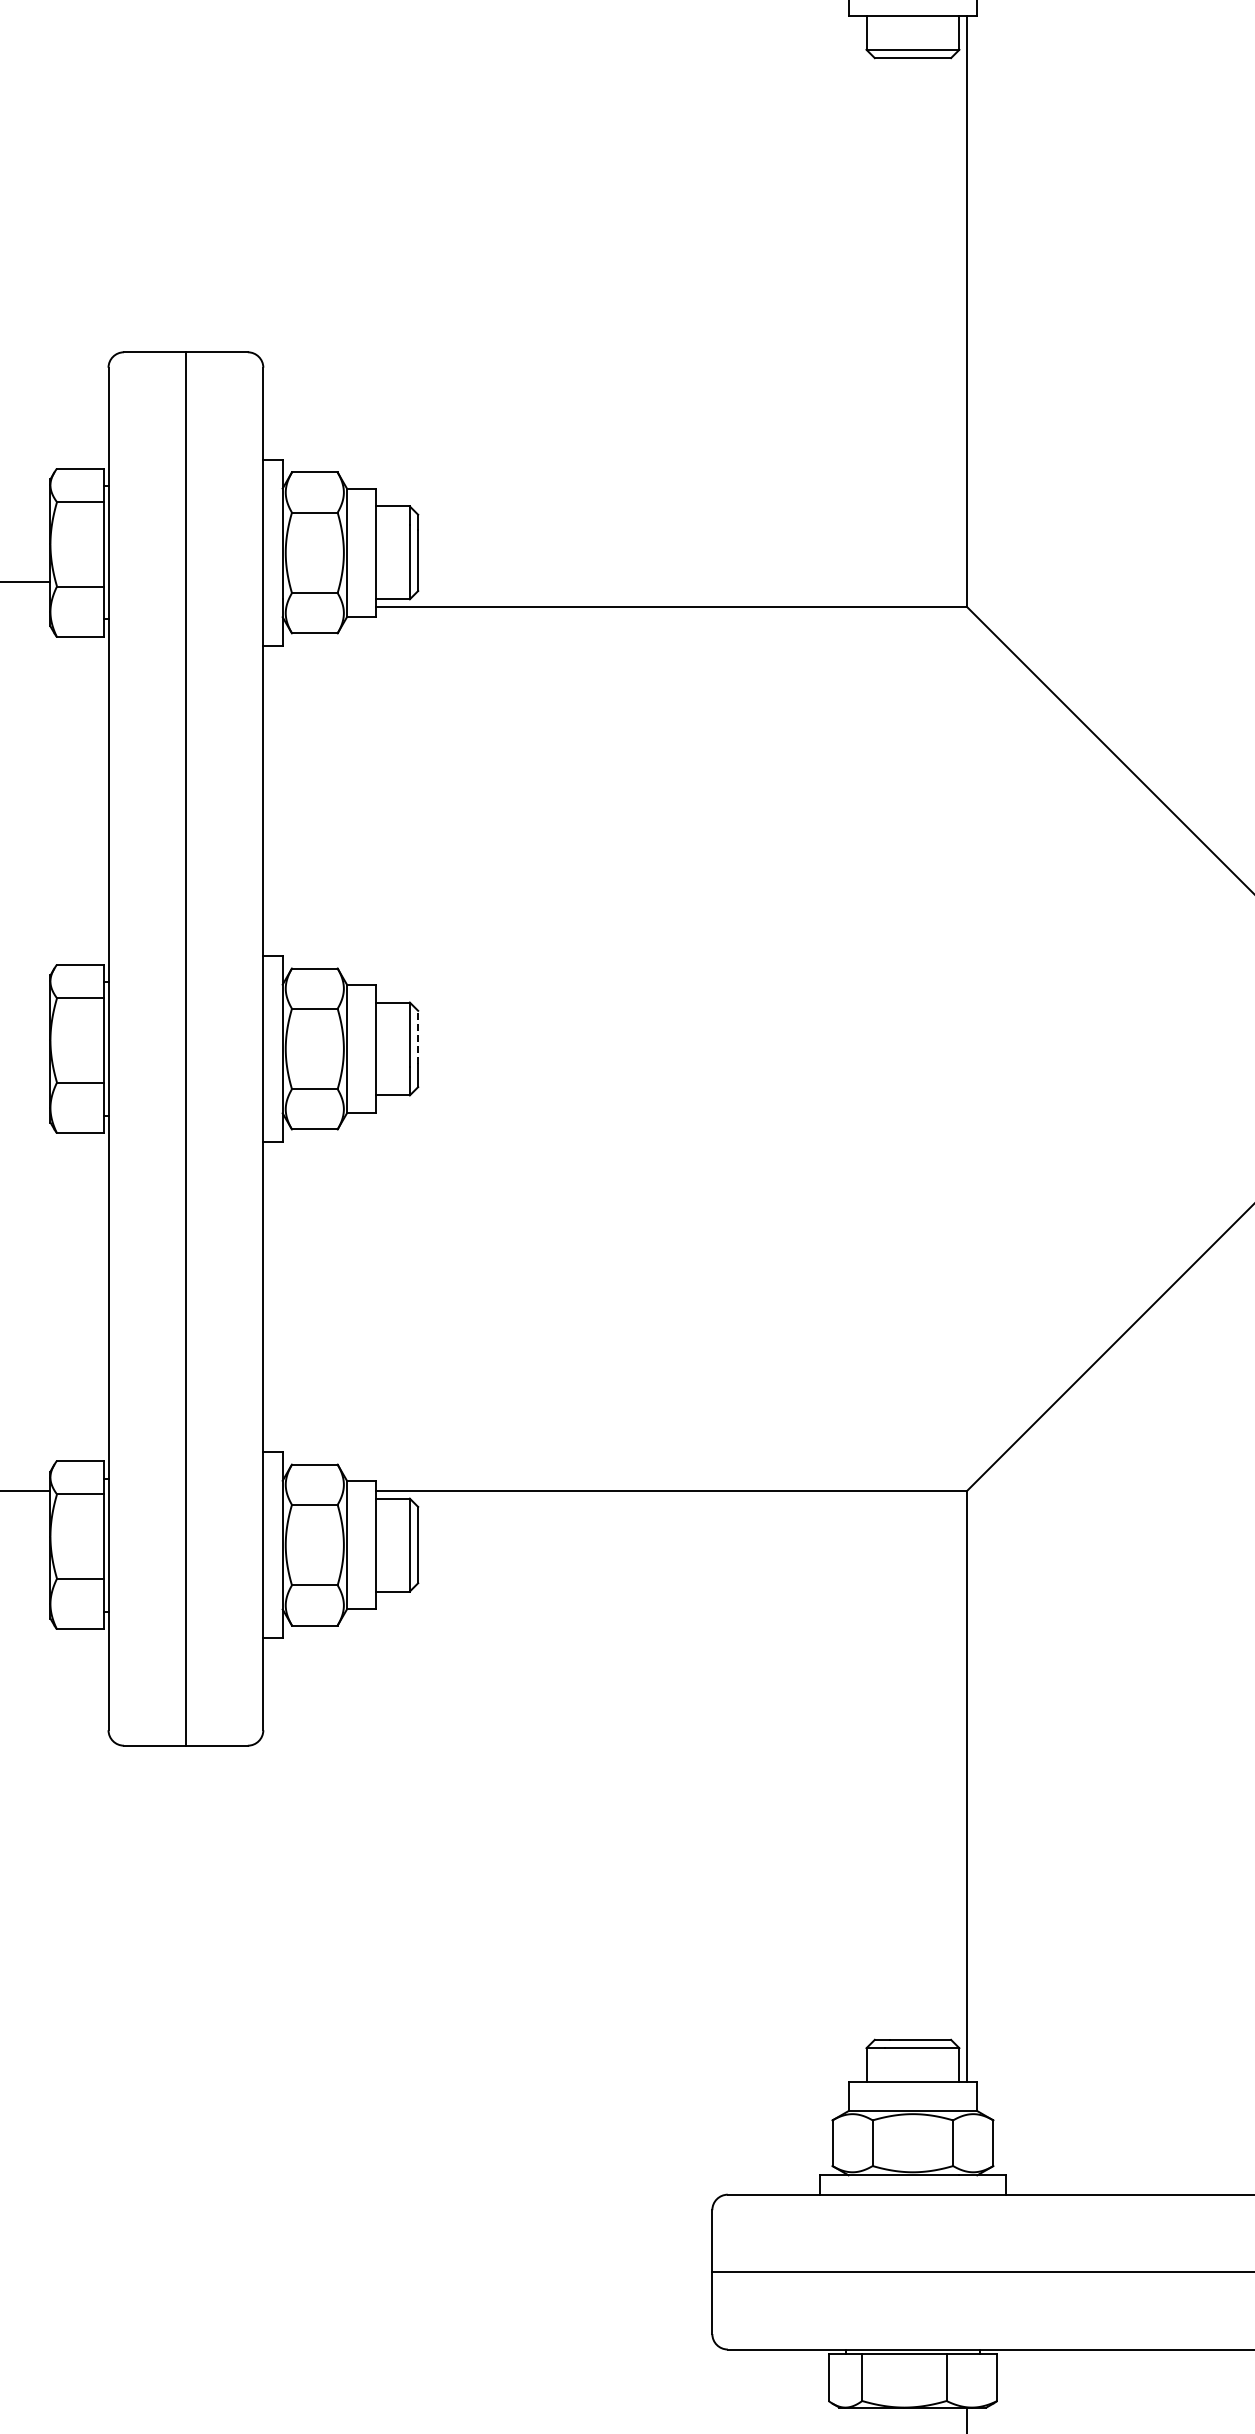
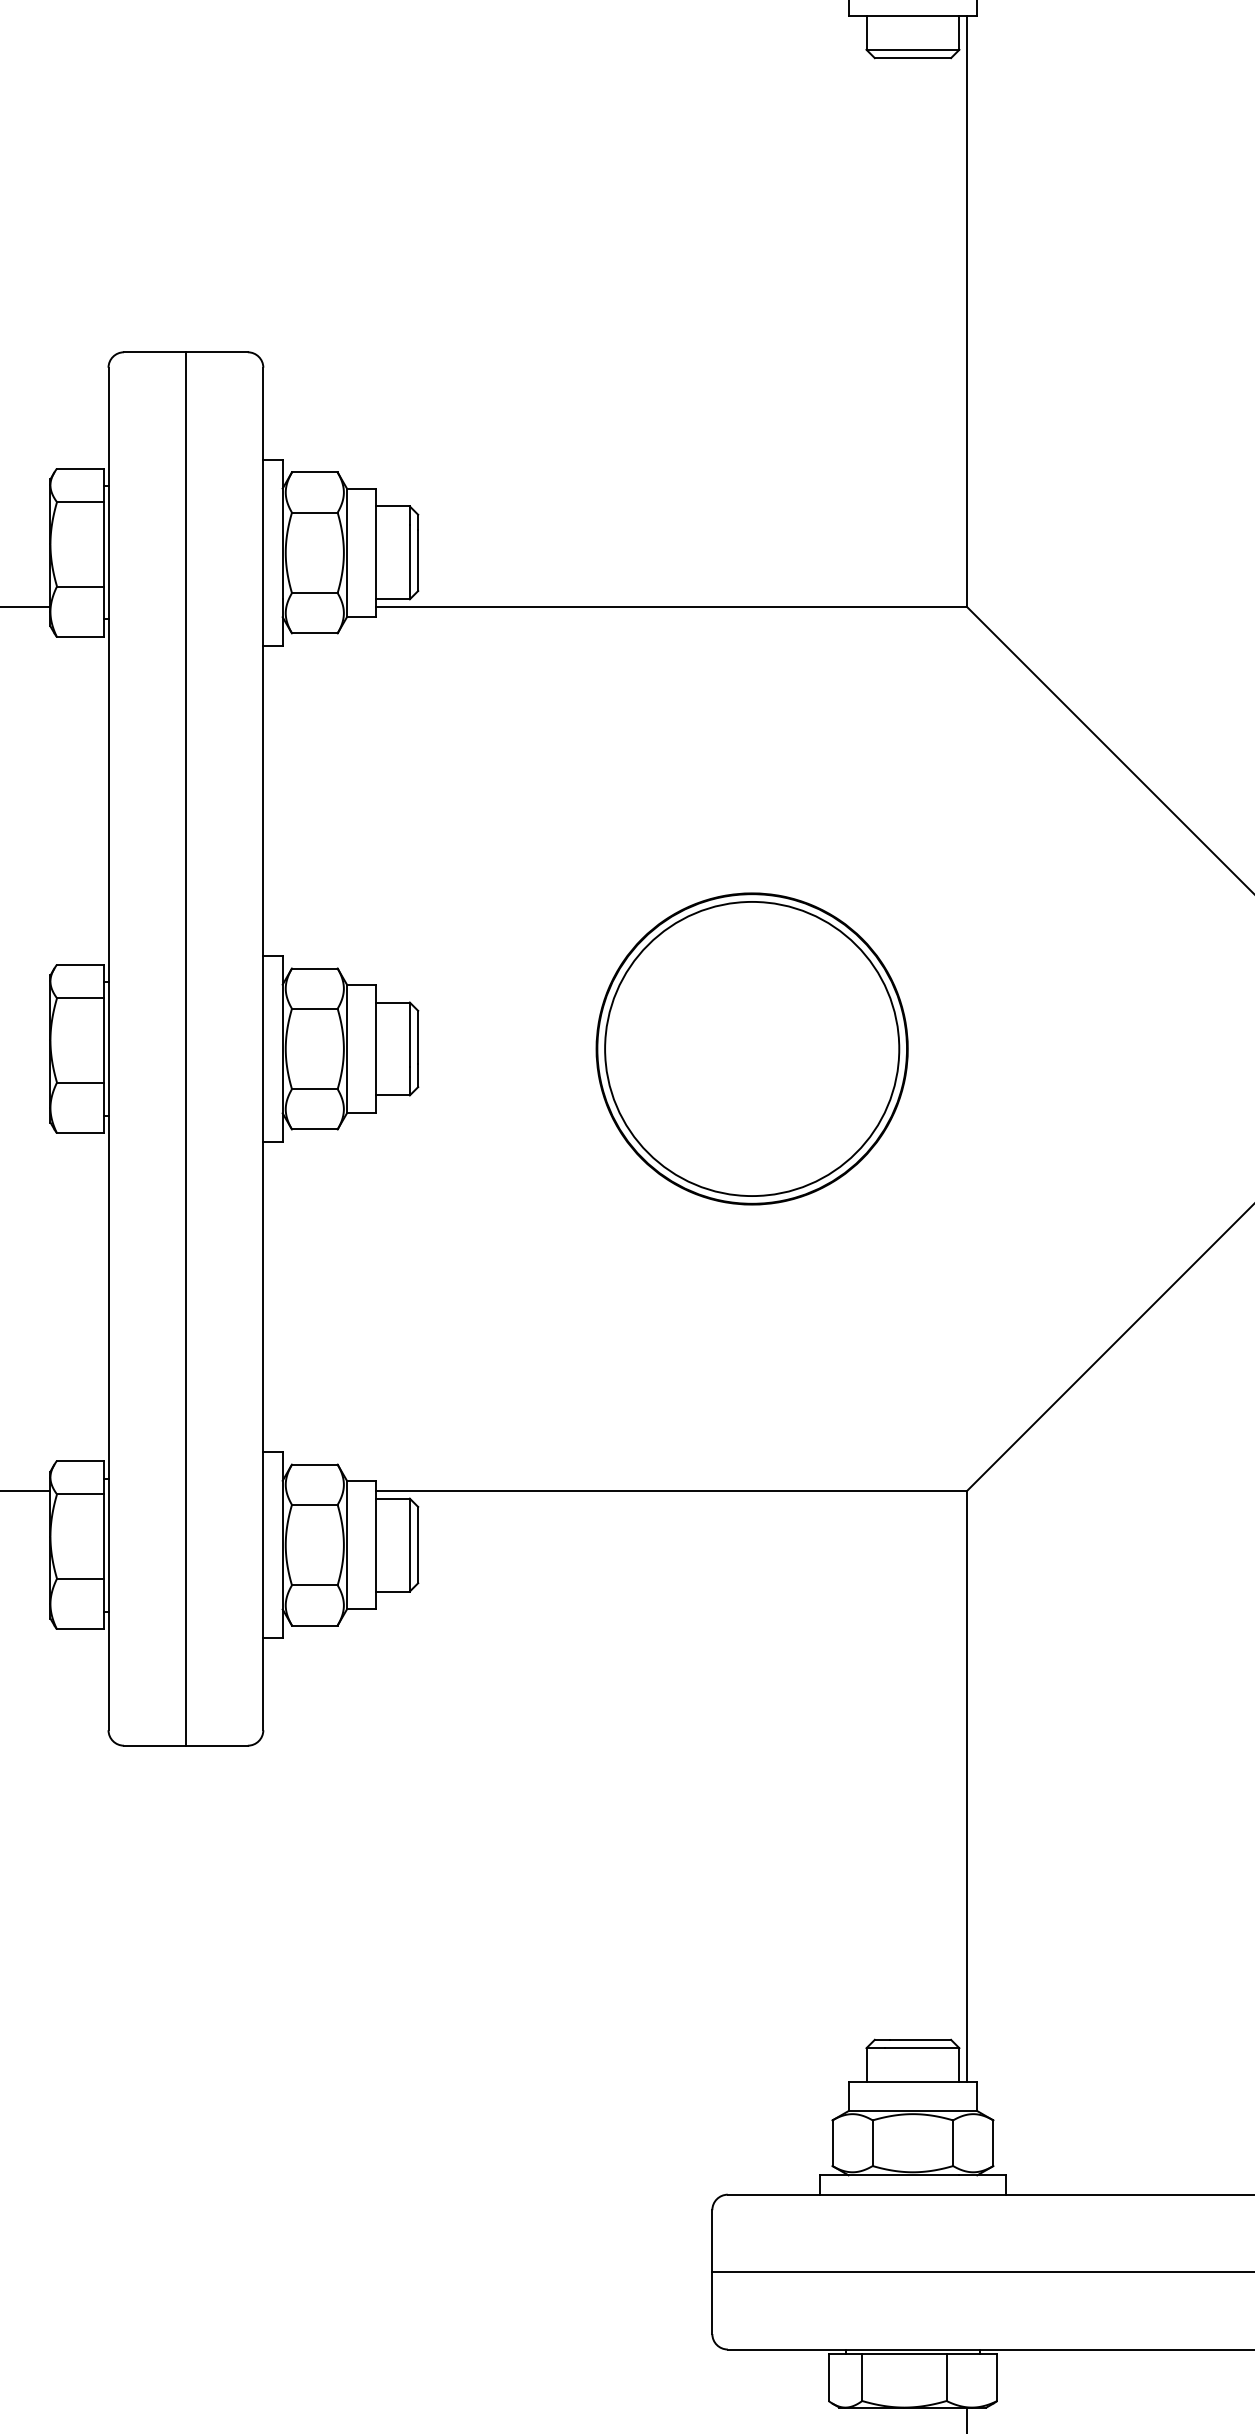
line position: (26, 581) -> (26, 606) (26, 606)
line: dashed -> solid (418, 1037)
part: none -> present (751, 1048)
